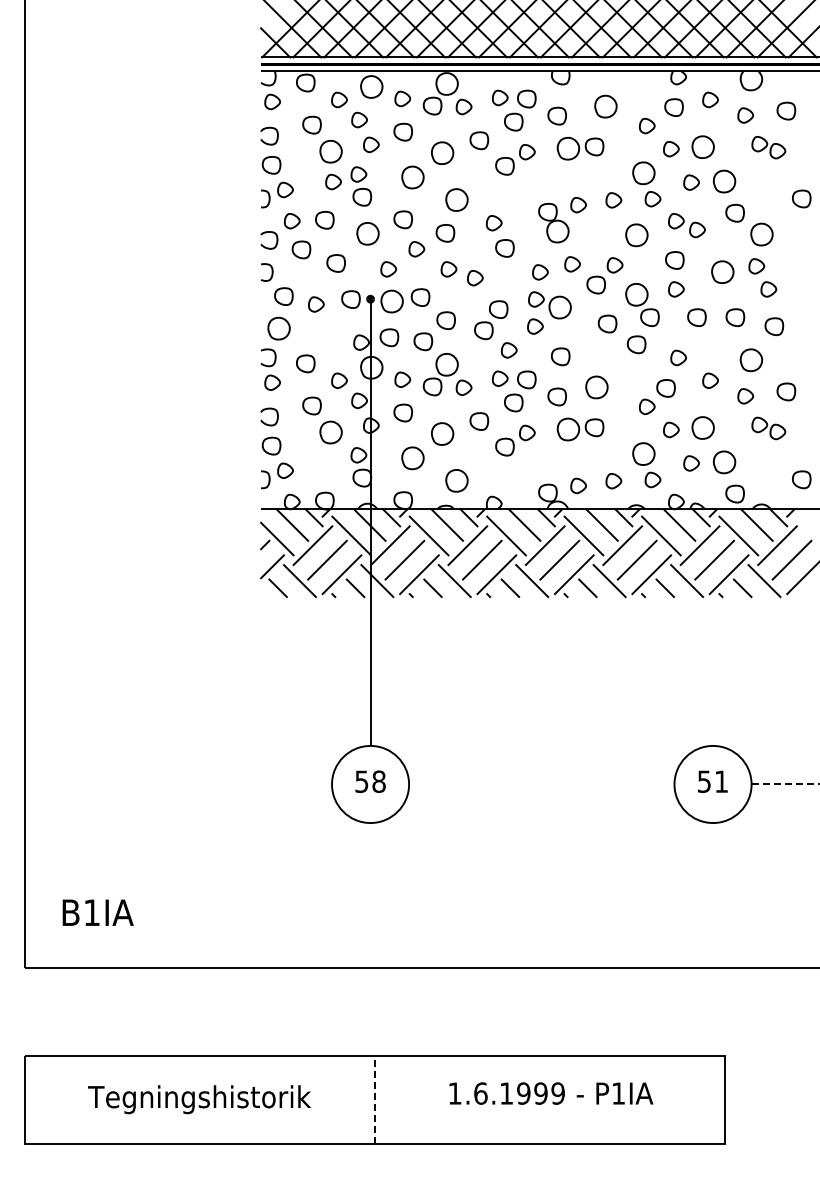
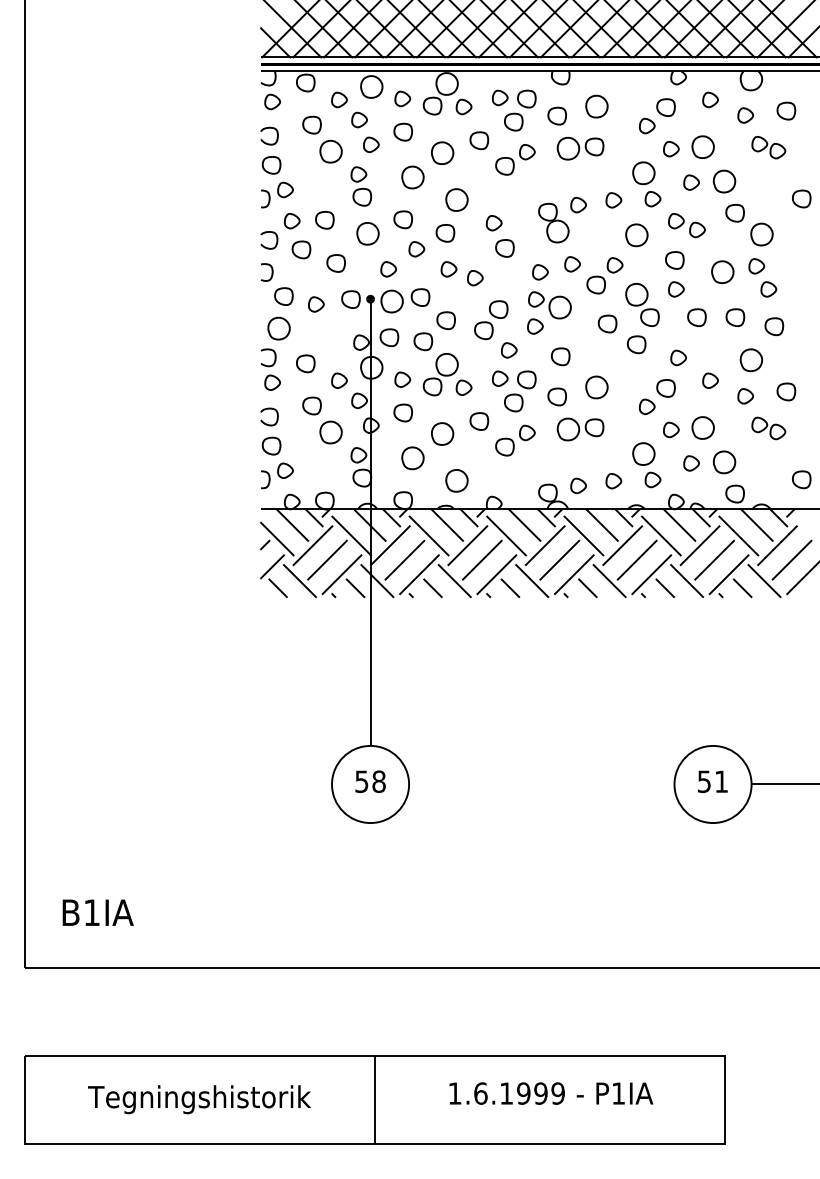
part position: (605, 106) -> (596, 106) (596, 106)
part position: (673, 107) -> (665, 107) (665, 107)
part: present -> none (333, 181)
line: dashed -> solid (785, 784)
line: dashed -> solid (374, 1099)
